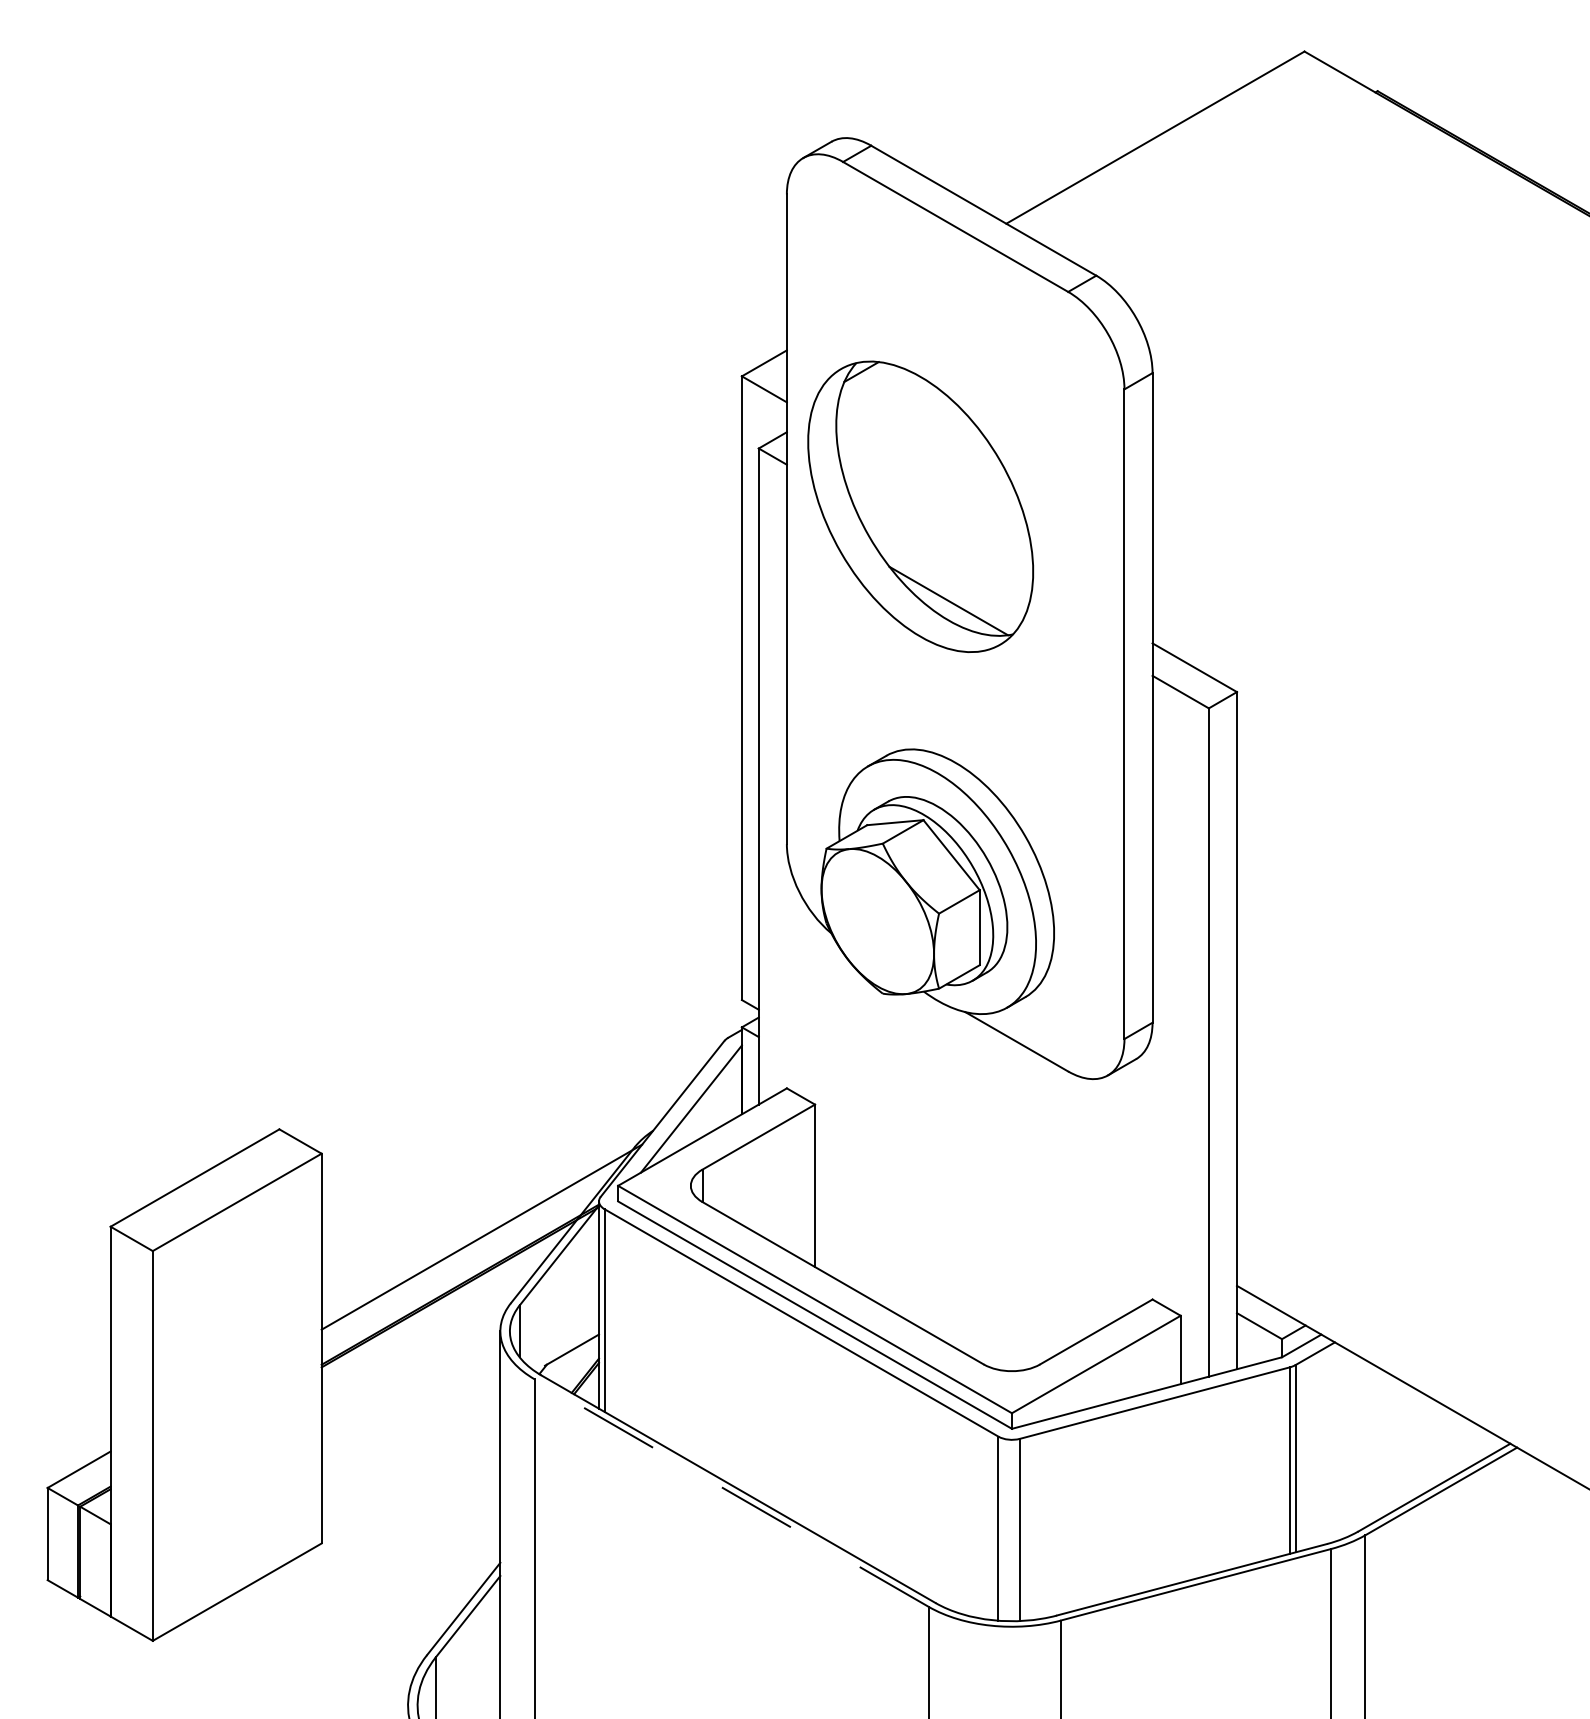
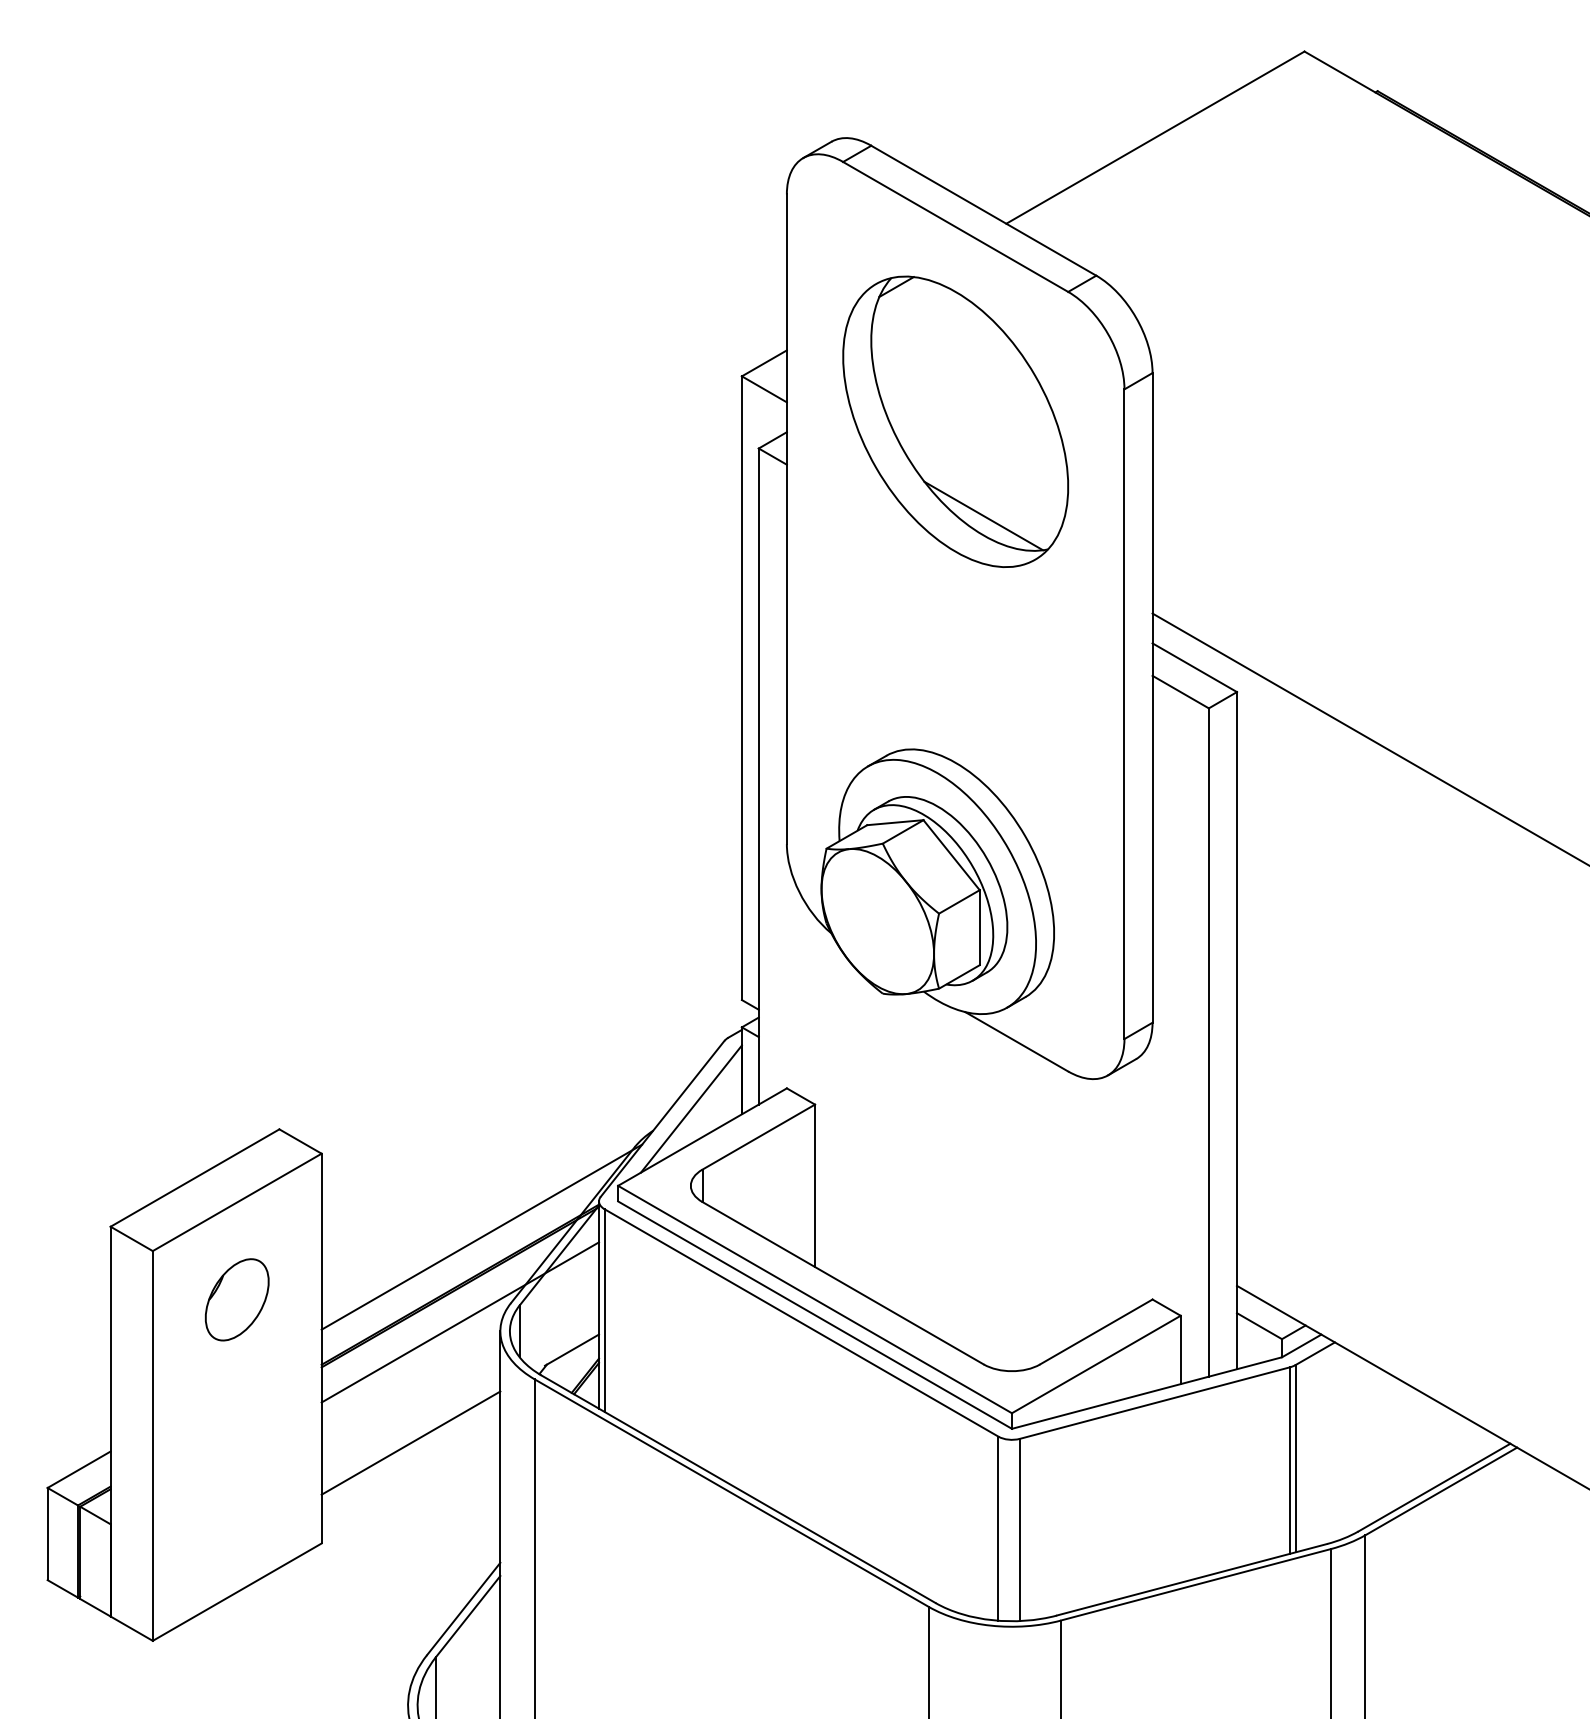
part position: (920, 506) -> (955, 421) (955, 421)
line: none -> present (1369, 738)
part: none -> present (236, 1299)
line: none -> present (460, 1322)
line: none -> present (410, 1442)
line: dashed -> solid (731, 1492)
